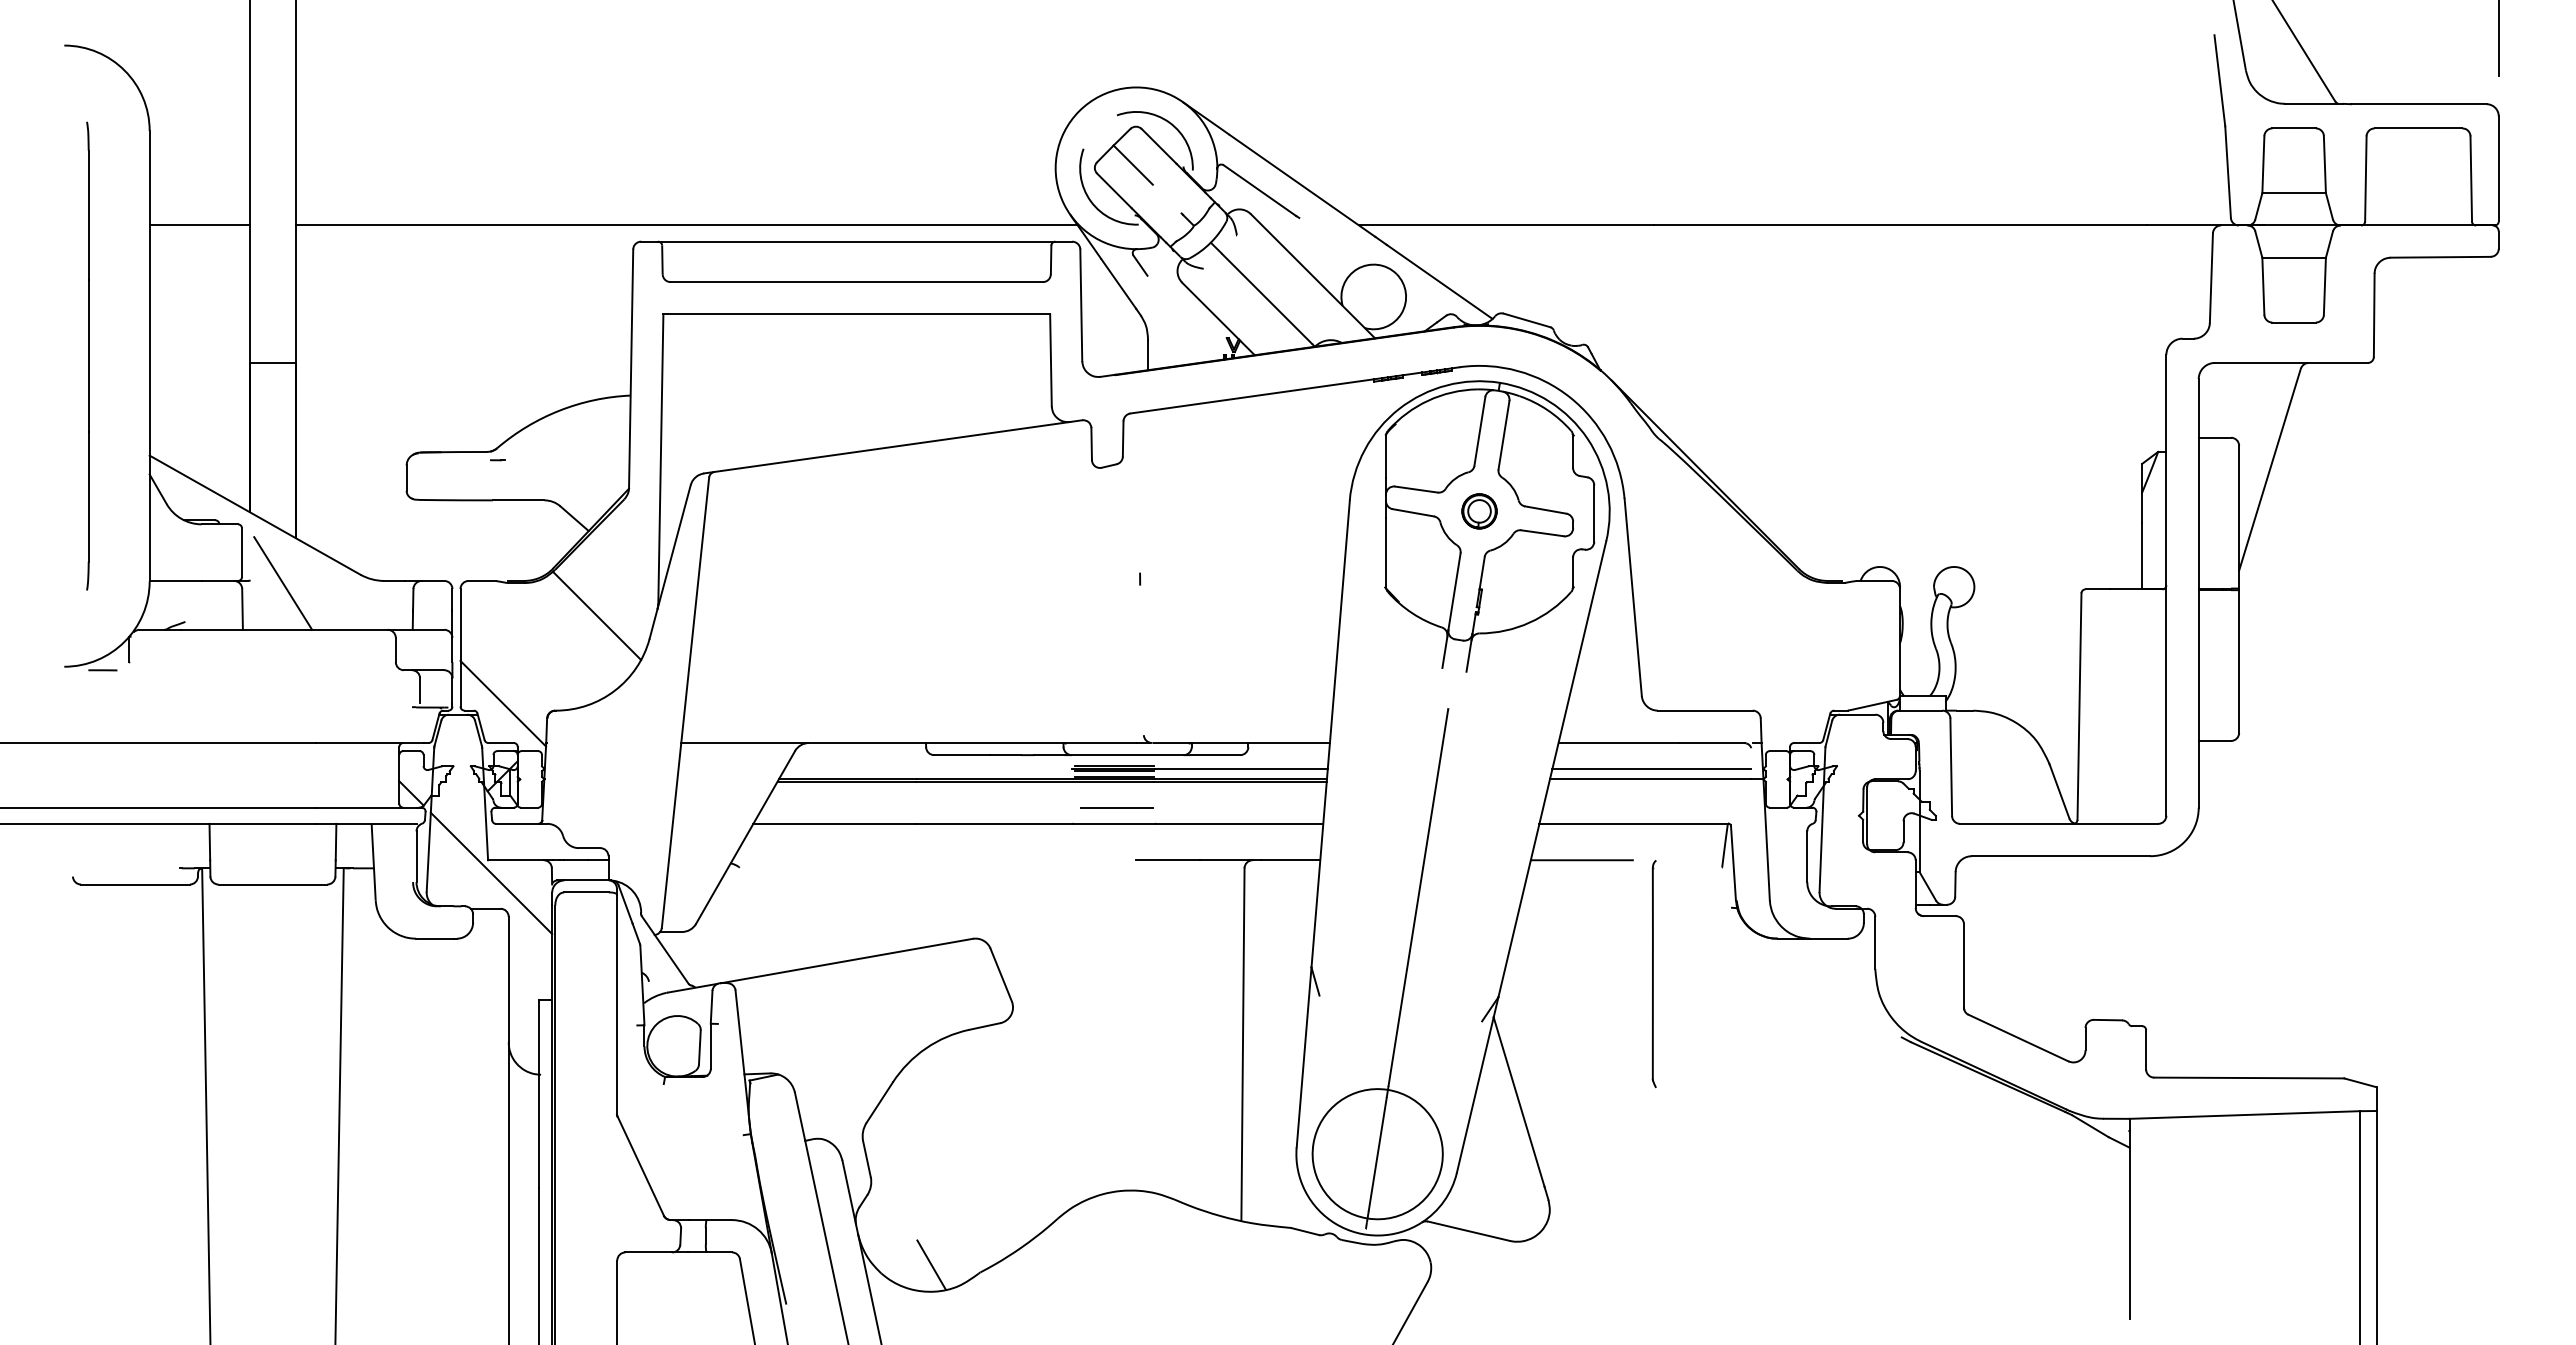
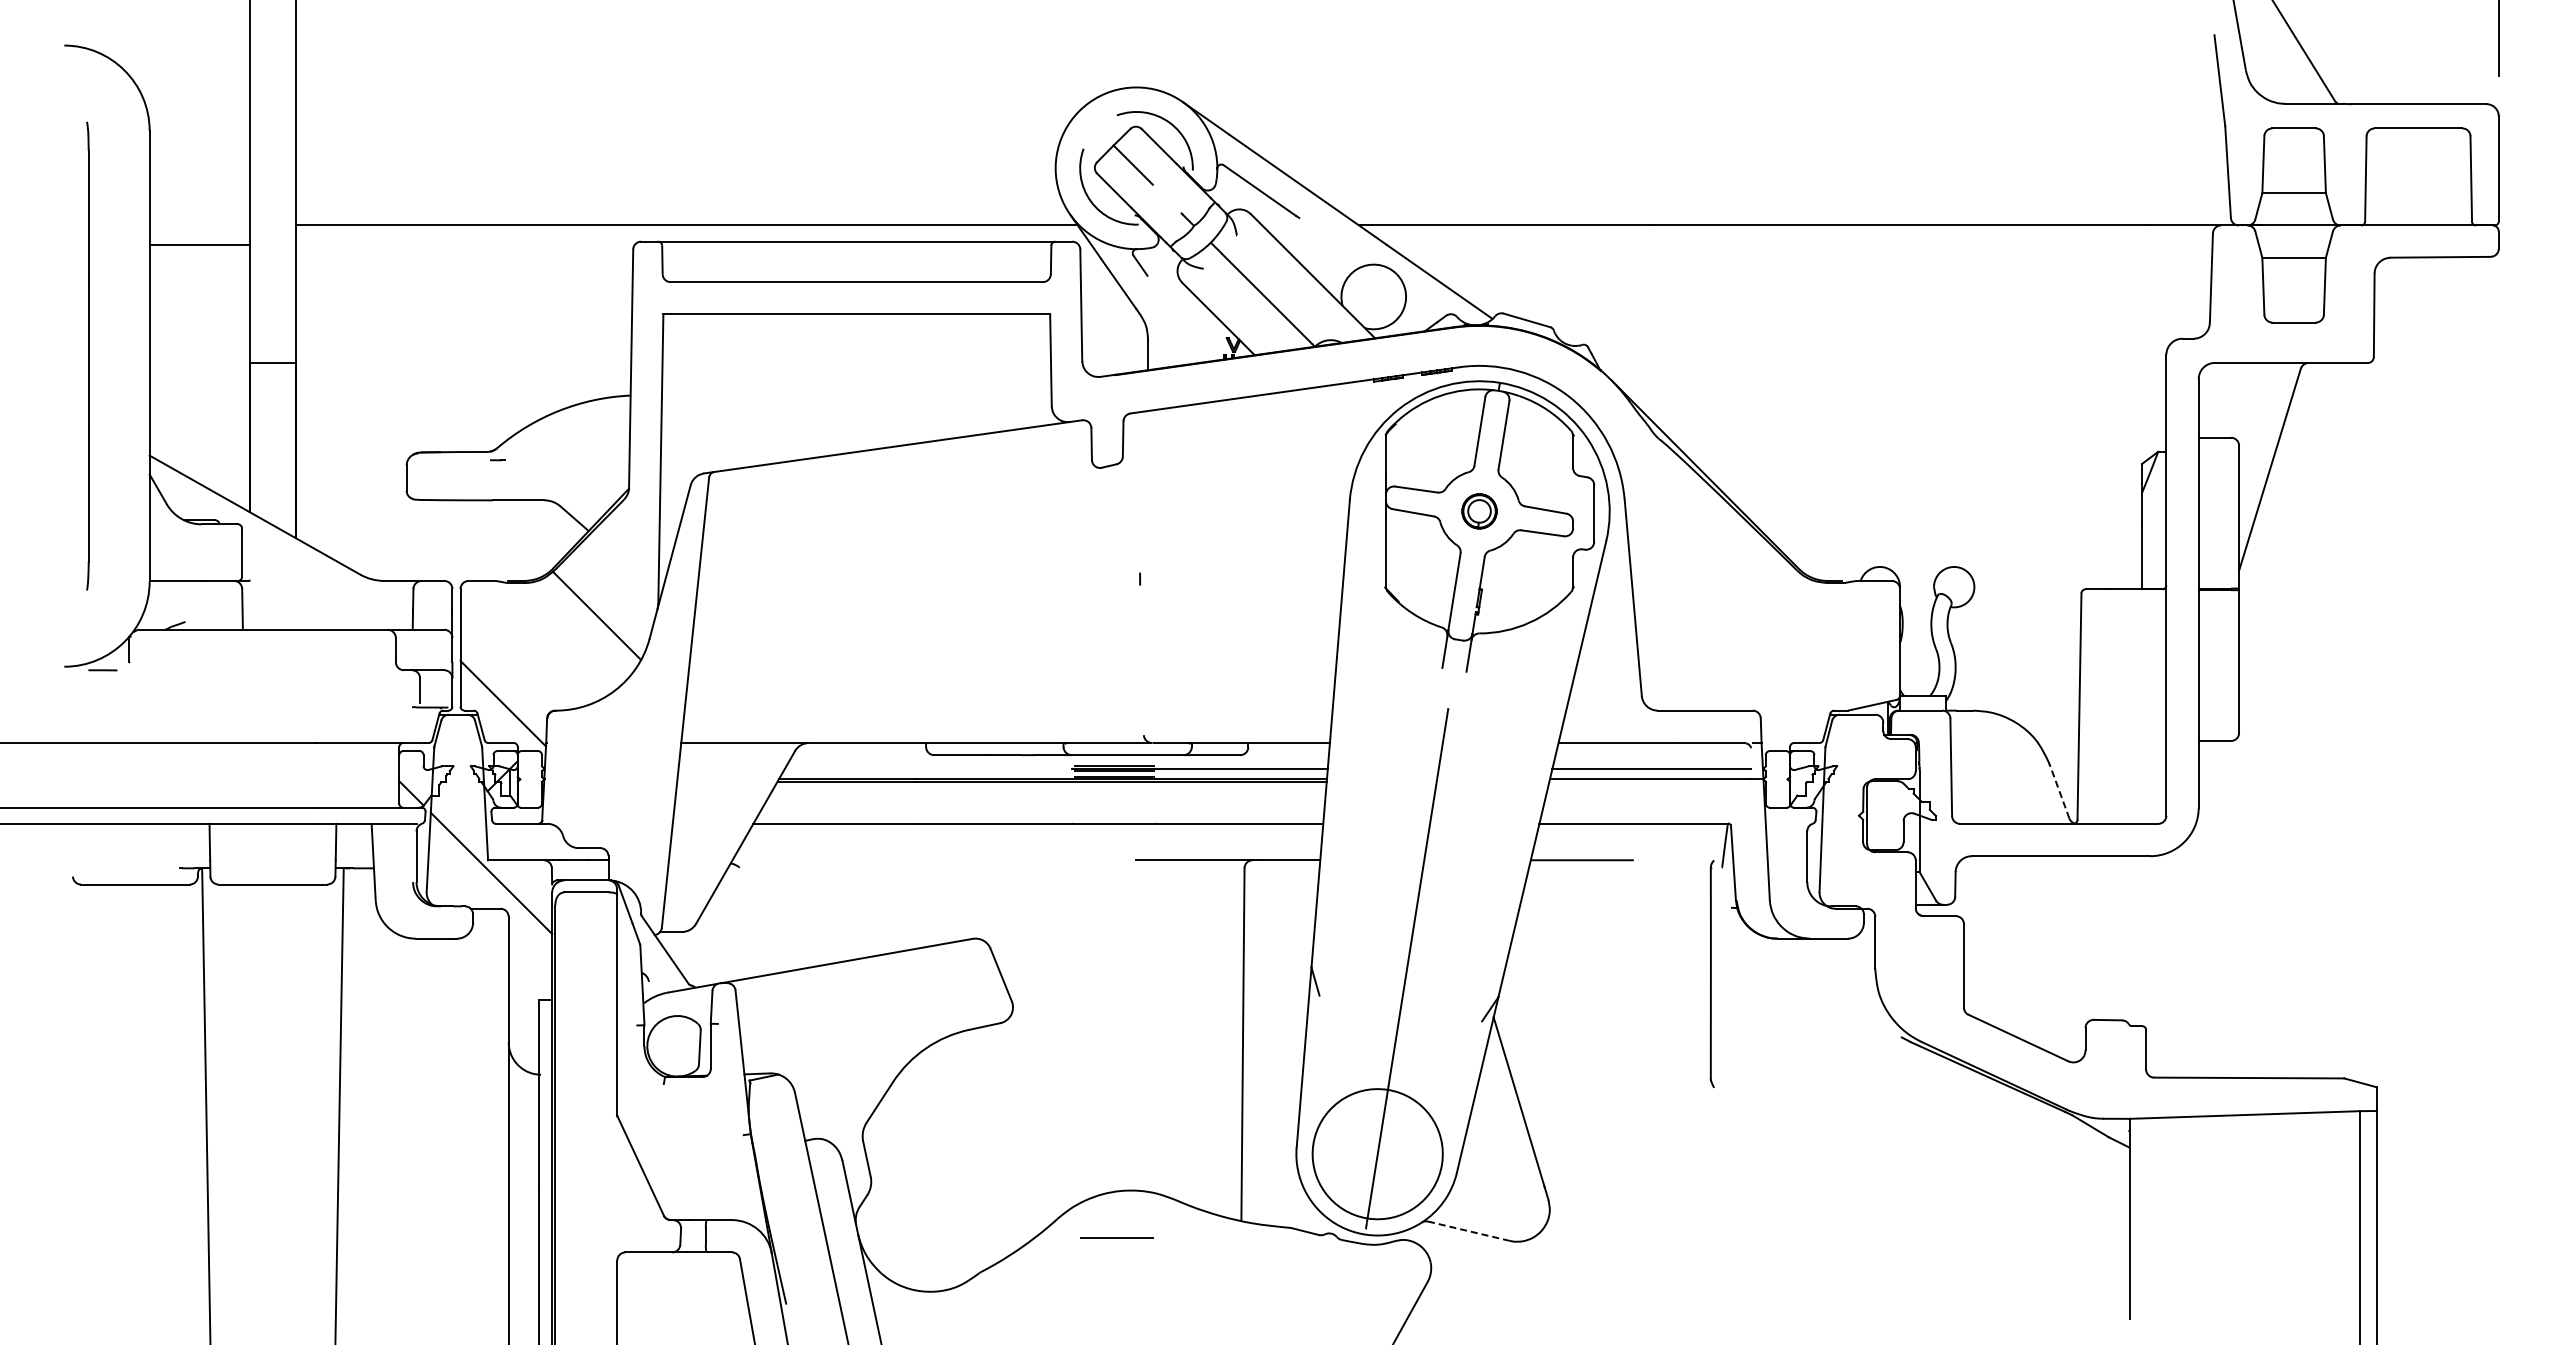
line position: (199, 225) -> (199, 245) (199, 245)
line: present -> none (283, 583)
line: solid -> dashed (2059, 790)
line position: (1116, 807) -> (1116, 1237) (1116, 1237)
part position: (1653, 974) -> (1711, 974) (1711, 974)
line: solid -> dashed (1468, 1231)
line: present -> none (931, 1264)
